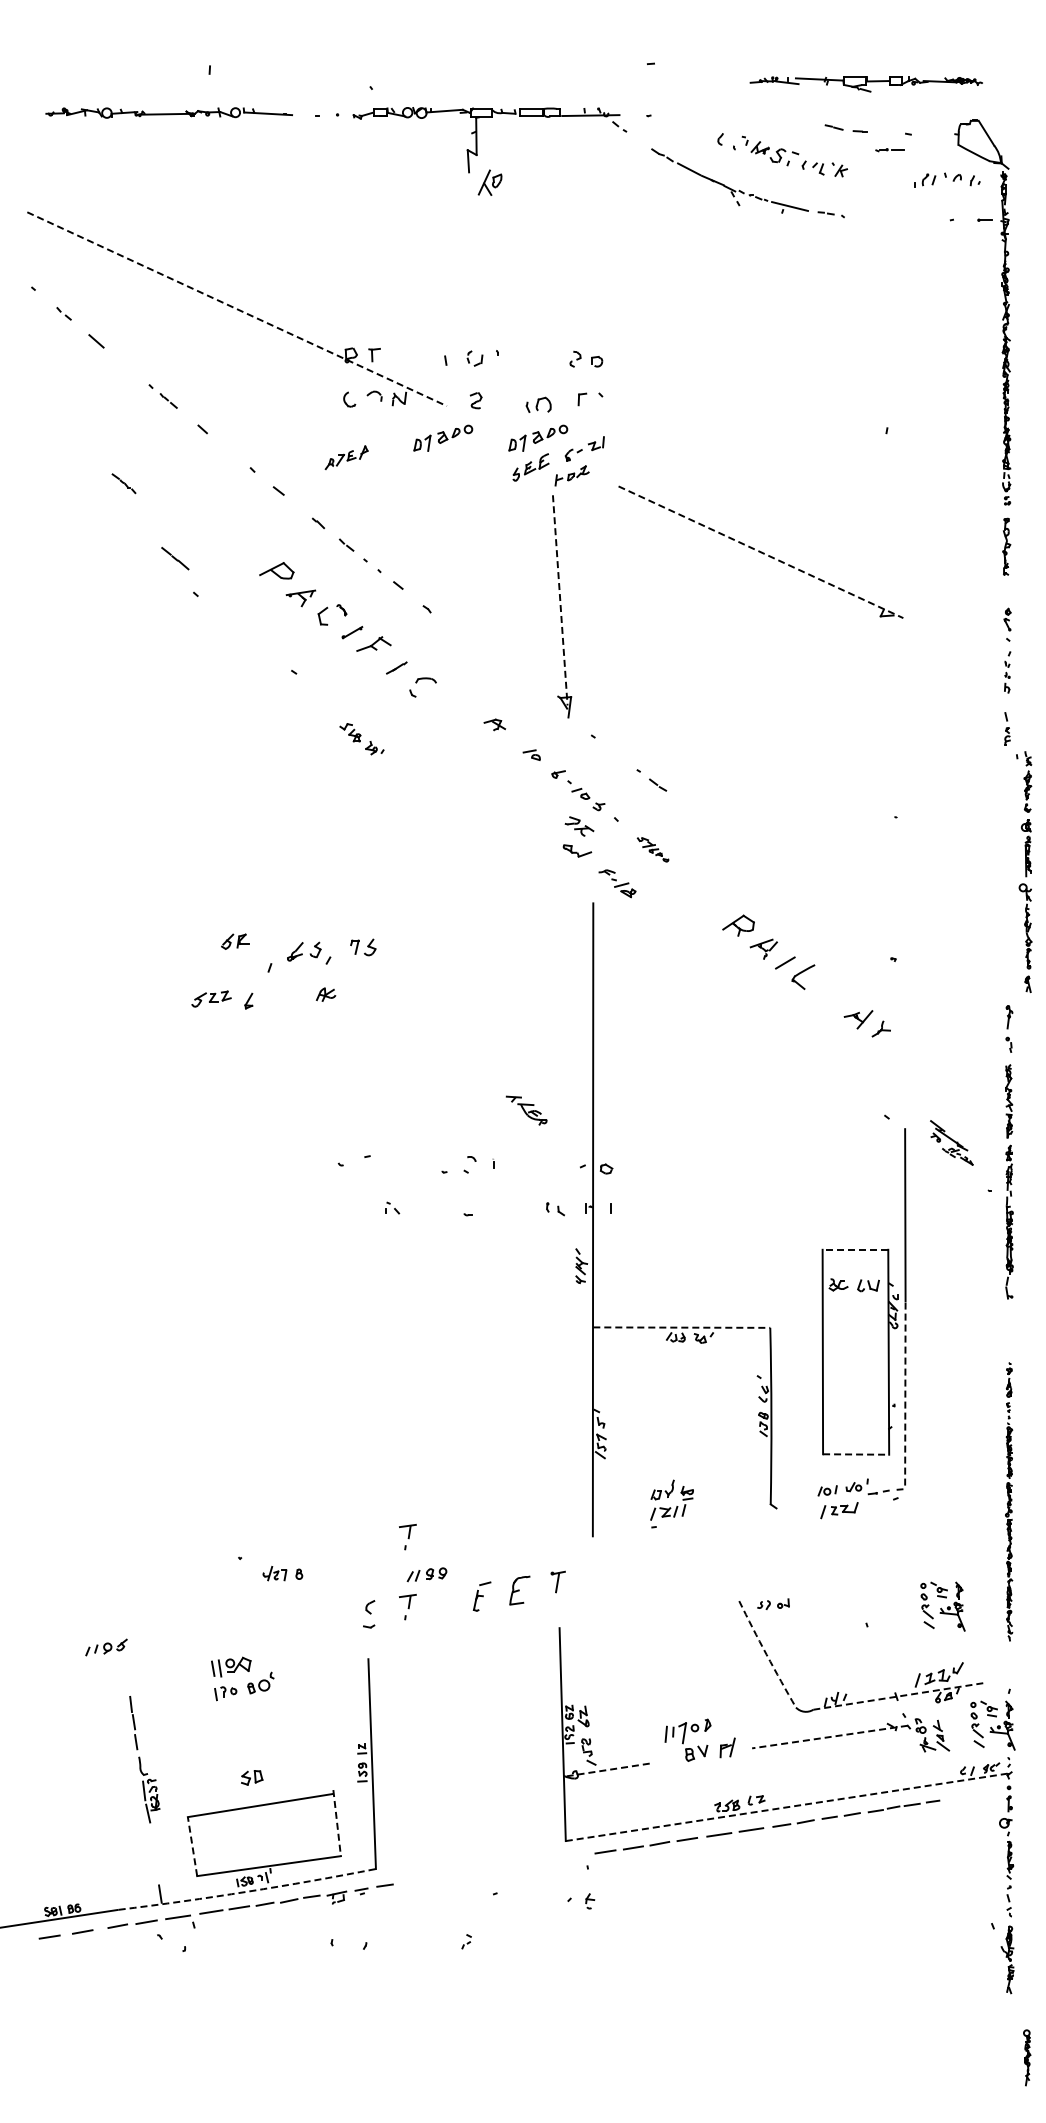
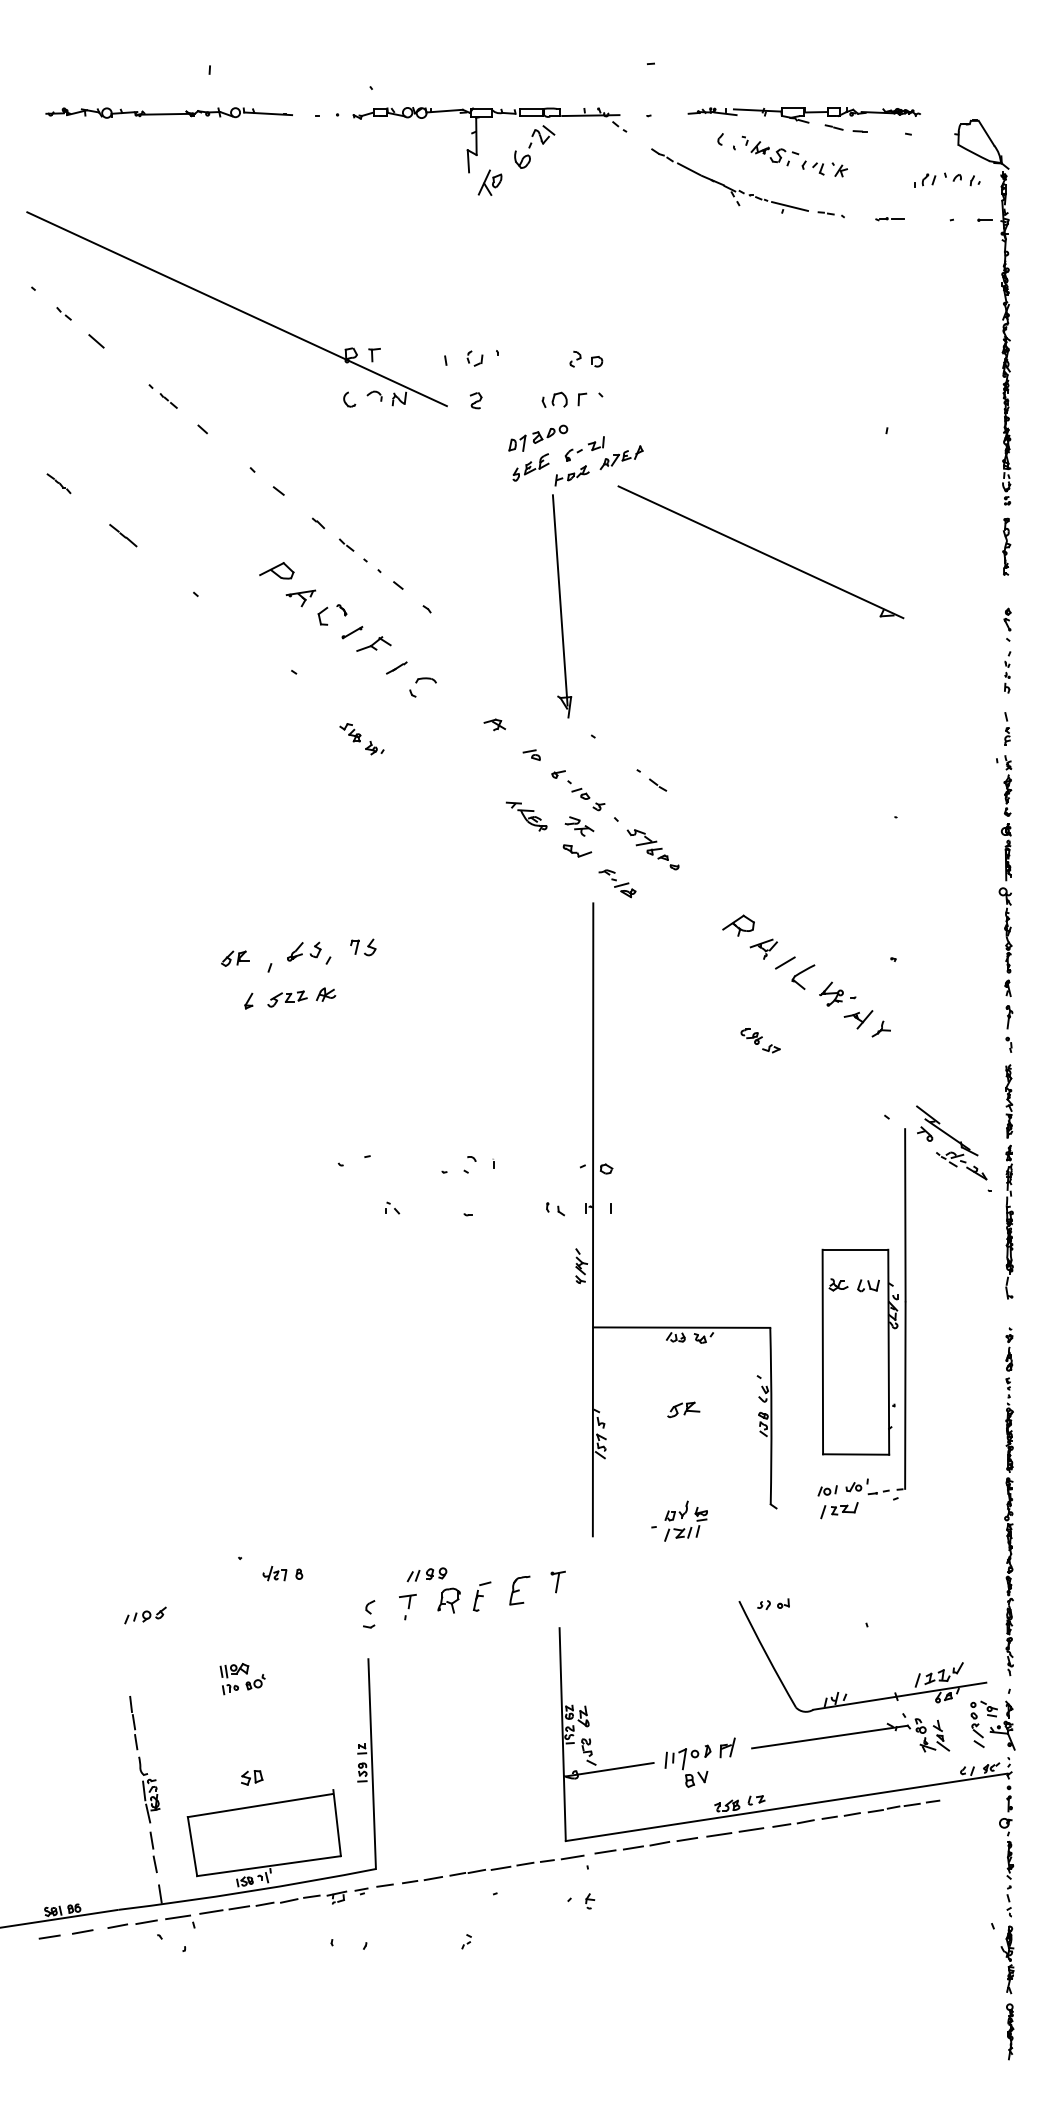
part position: (865, 84) -> (803, 115) (803, 115)
part: none -> present (534, 146)
part position: (889, 150) -> (889, 219) (889, 219)
line: dashed -> solid (237, 309)
part position: (538, 404) -> (554, 399) (554, 399)
part: present -> none (443, 437)
part position: (346, 457) -> (621, 457) (621, 457)
part position: (123, 483) -> (58, 483) (58, 483)
line: dashed -> solid (760, 552)
line position: (175, 558) -> (123, 535) (123, 535)
line: dashed -> solid (560, 600)
part size: 34x26 px -> 54x42 px (652, 849)
part position: (1024, 871) -> (1004, 875) (1004, 875)
part position: (235, 941) -> (235, 958) (235, 958)
part: none -> present (837, 993)
part position: (211, 998) -> (287, 998) (287, 998)
part: none -> present (760, 1040)
part position: (526, 1110) -> (526, 816) (526, 816)
part size: 44x46 px -> 72x76 px (951, 1142)
line: dashed -> solid (855, 1249)
line: dashed -> solid (682, 1327)
line: dashed -> solid (905, 1396)
part: none -> present (683, 1409)
line: dashed -> solid (856, 1454)
part position: (671, 1499) -> (685, 1520) (685, 1520)
part size: 9x280 px -> 10x350 px (1008, 1501)
part: present -> none (407, 1537)
part: none -> present (448, 1600)
part: present -> none (942, 1606)
part position: (106, 1647) -> (145, 1615) (145, 1615)
arc: dashed -> solid (766, 1654)
part size: 64x46 px -> 47x33 px (242, 1679)
line: dashed -> solid (899, 1696)
line: dashed -> solid (829, 1737)
part position: (687, 1739) -> (687, 1765) (687, 1765)
line: dashed -> solid (610, 1769)
line: dashed -> solid (787, 1807)
line: dashed -> solid (337, 1823)
line: dashed -> solid (192, 1846)
part: none -> present (153, 1852)
part: none -> present (493, 1869)
arc: dashed -> solid (247, 1891)
part position: (1027, 2057) -> (1010, 2031) (1010, 2031)
